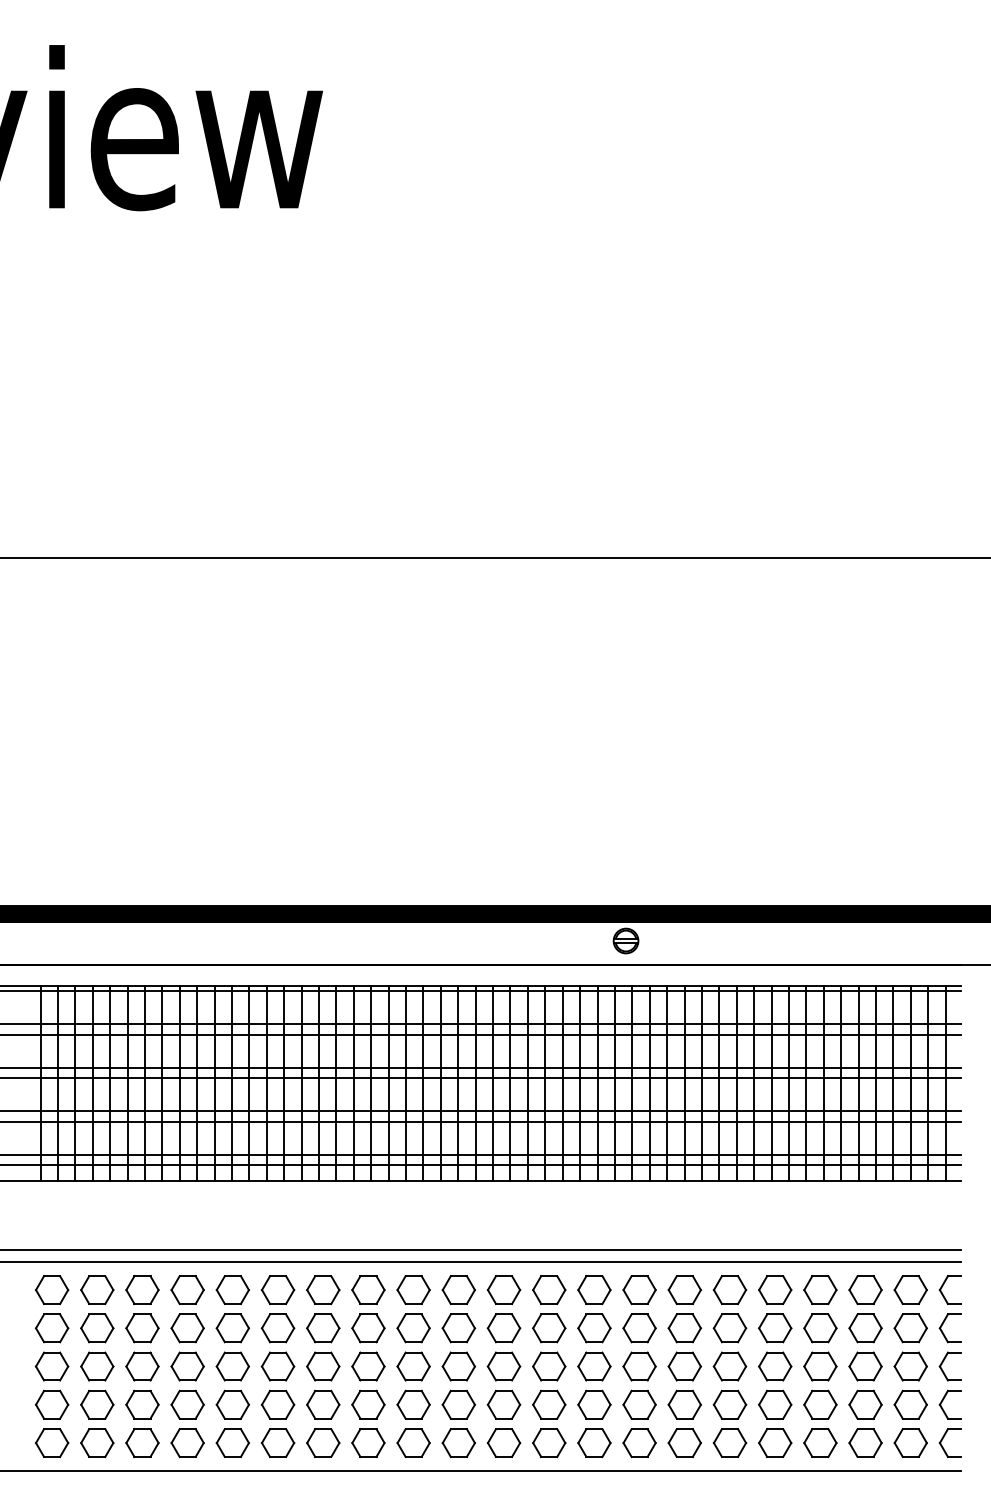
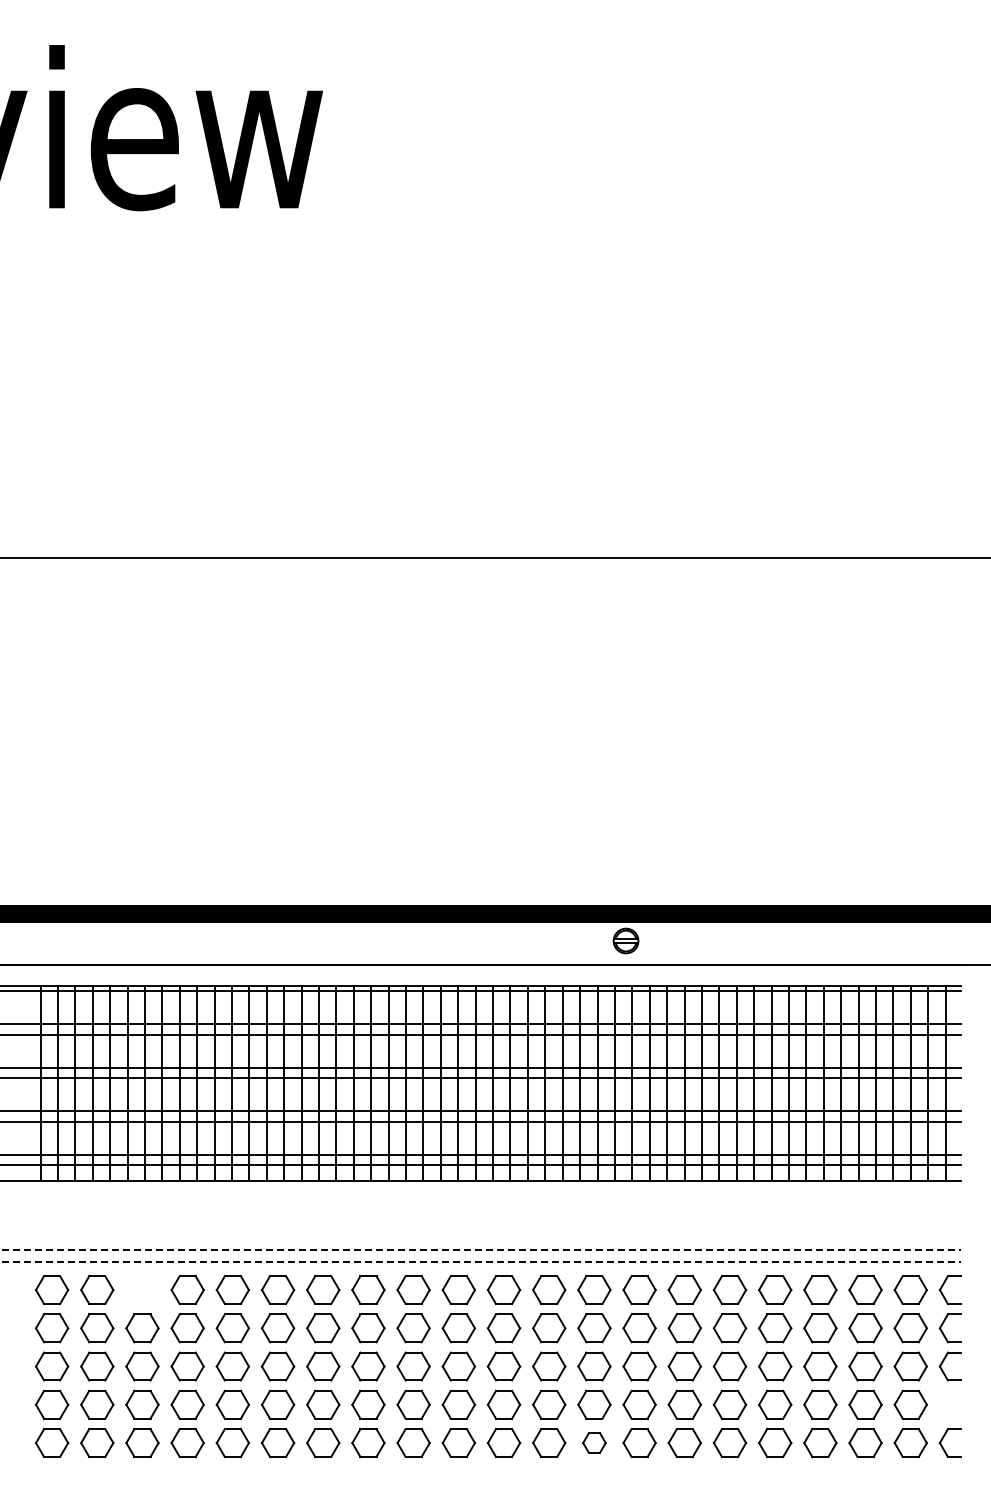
line: solid -> dashed (481, 1250)
line: solid -> dashed (481, 1262)
part: present -> none (142, 1289)
part: present -> none (944, 1399)
part size: 35x30 px -> 25x22 px (594, 1442)
line: present -> none (481, 1470)
